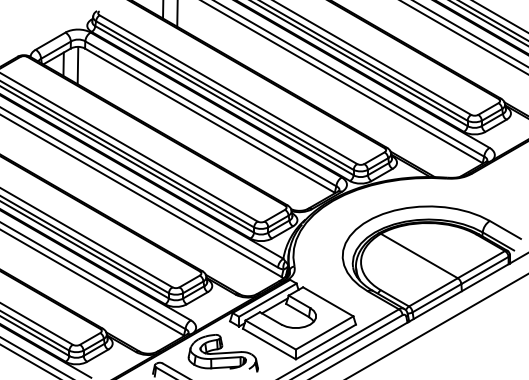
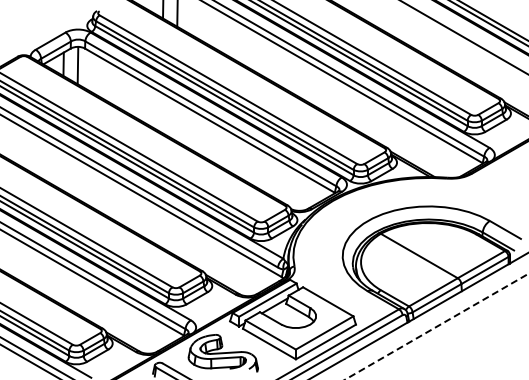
line: present -> none (500, 16)
line: present -> none (470, 33)
line: solid -> dashed (437, 326)
